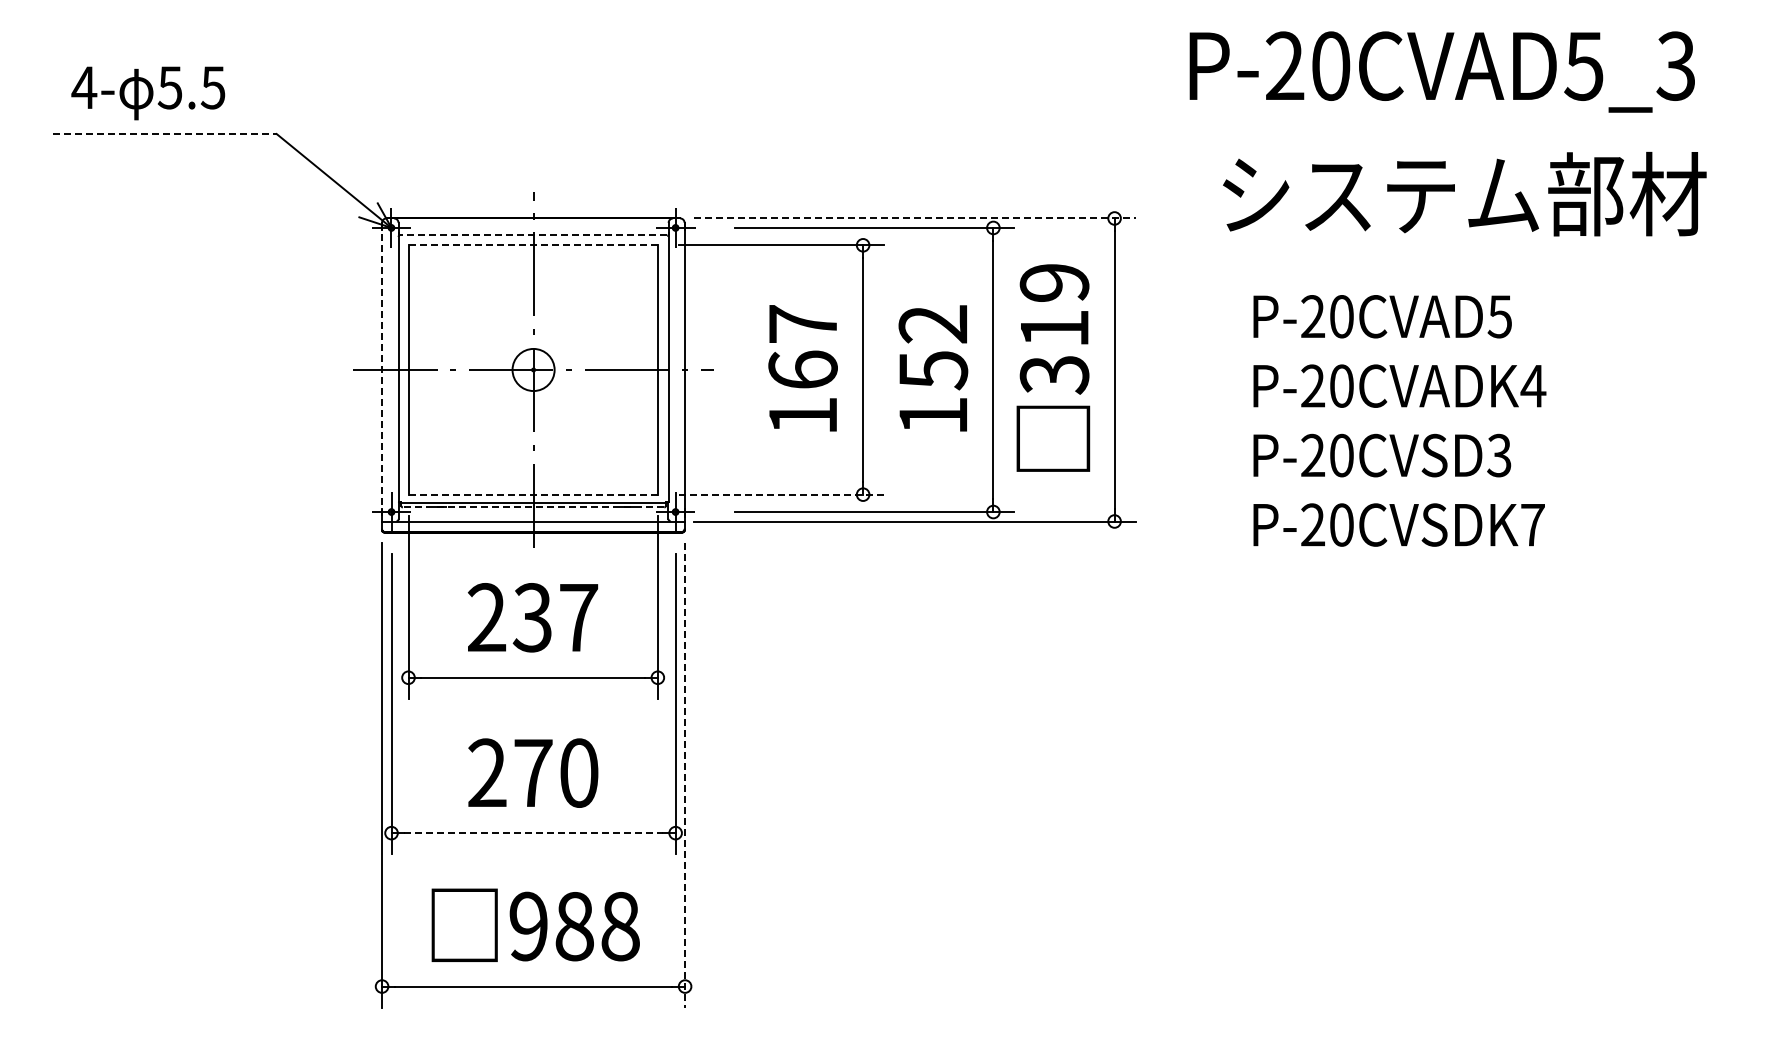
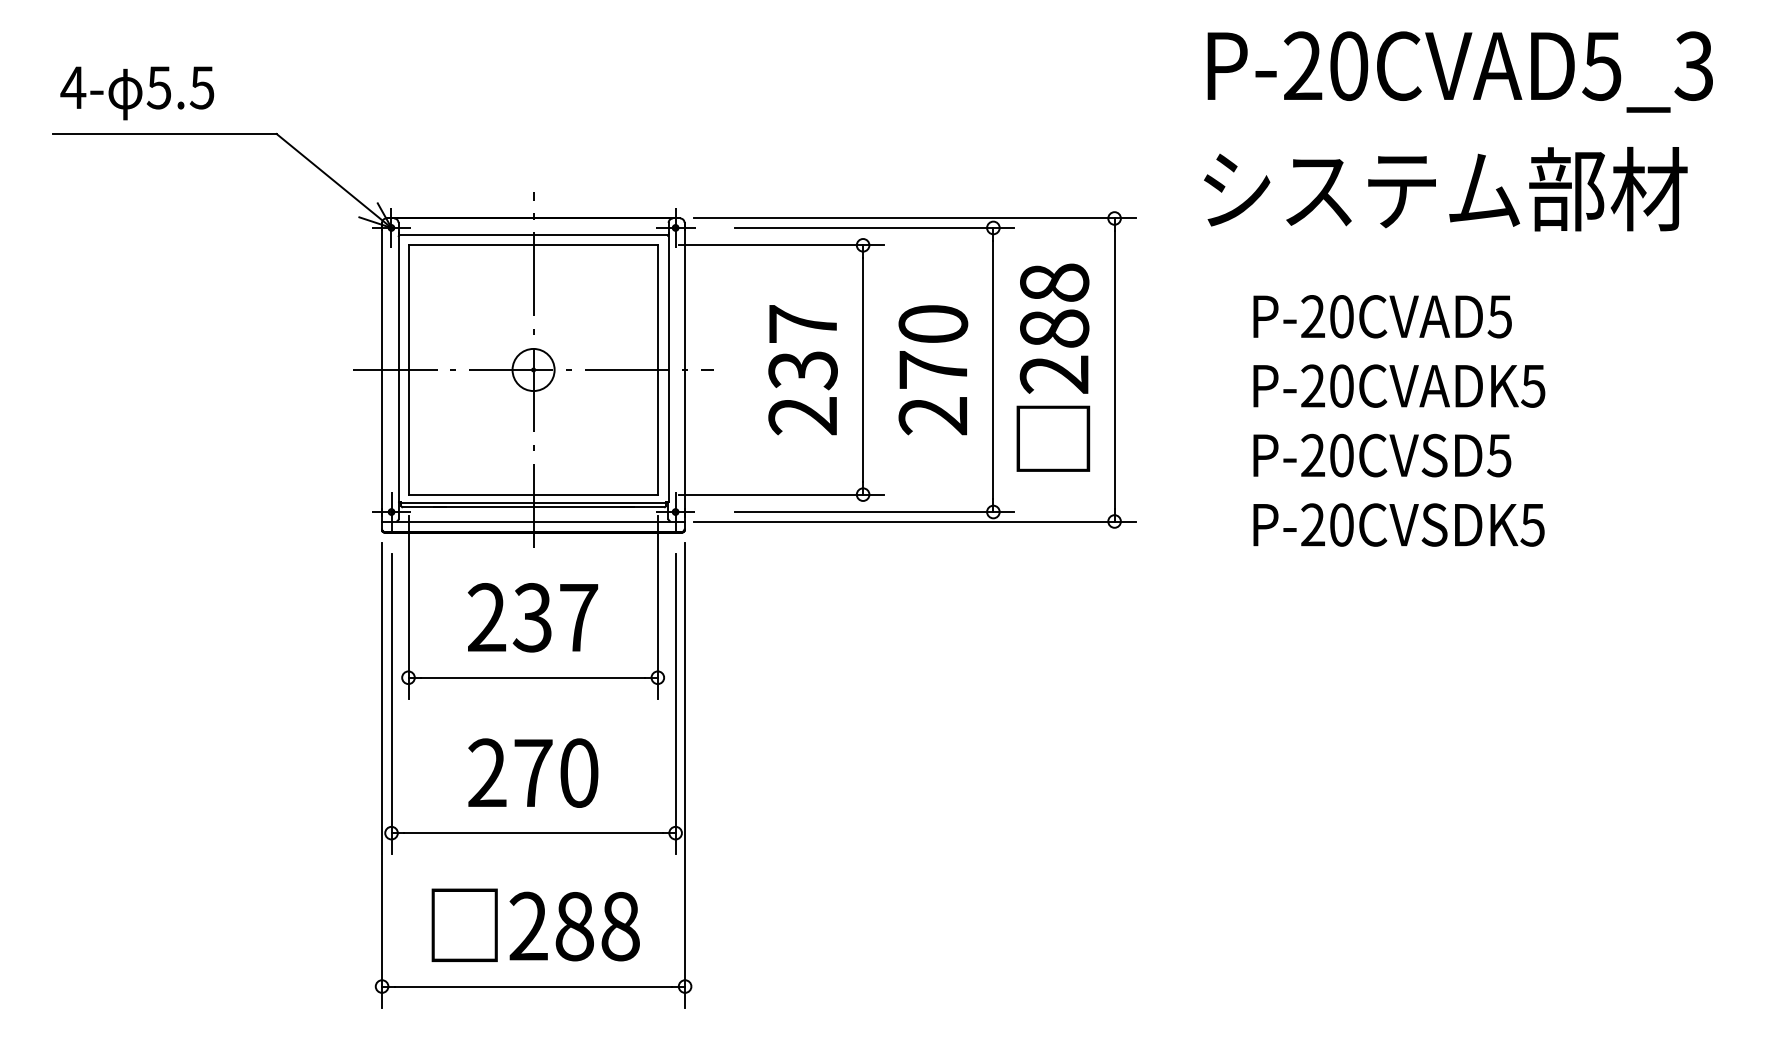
text position: (1441, 71) -> (1459, 71) (1459, 71)
text position: (148, 93) -> (137, 93) (137, 93)
line: dashed -> solid (164, 133)
text position: (1464, 194) -> (1445, 189) (1445, 189)
line: dashed -> solid (914, 218)
line: dashed -> solid (533, 235)
line: dashed -> solid (533, 245)
text: 319 -> 288 (1054, 328)
line: dashed -> solid (382, 369)
text: 152 -> 270 (933, 370)
text: P-20CVADK4 -> P-20CVADK5 (1533, 386)
text: 167 -> 237 (802, 392)
text: P-20CVSD3 -> P-20CVSD5 (1499, 454)
line: dashed -> solid (533, 494)
line: dashed -> solid (781, 494)
line: dashed -> solid (533, 507)
text: P-20CVSDK7 -> P-20CVSDK5 (1532, 525)
line: dashed -> solid (685, 775)
line: dashed -> solid (534, 833)
text: 988 -> 288 (528, 926)
